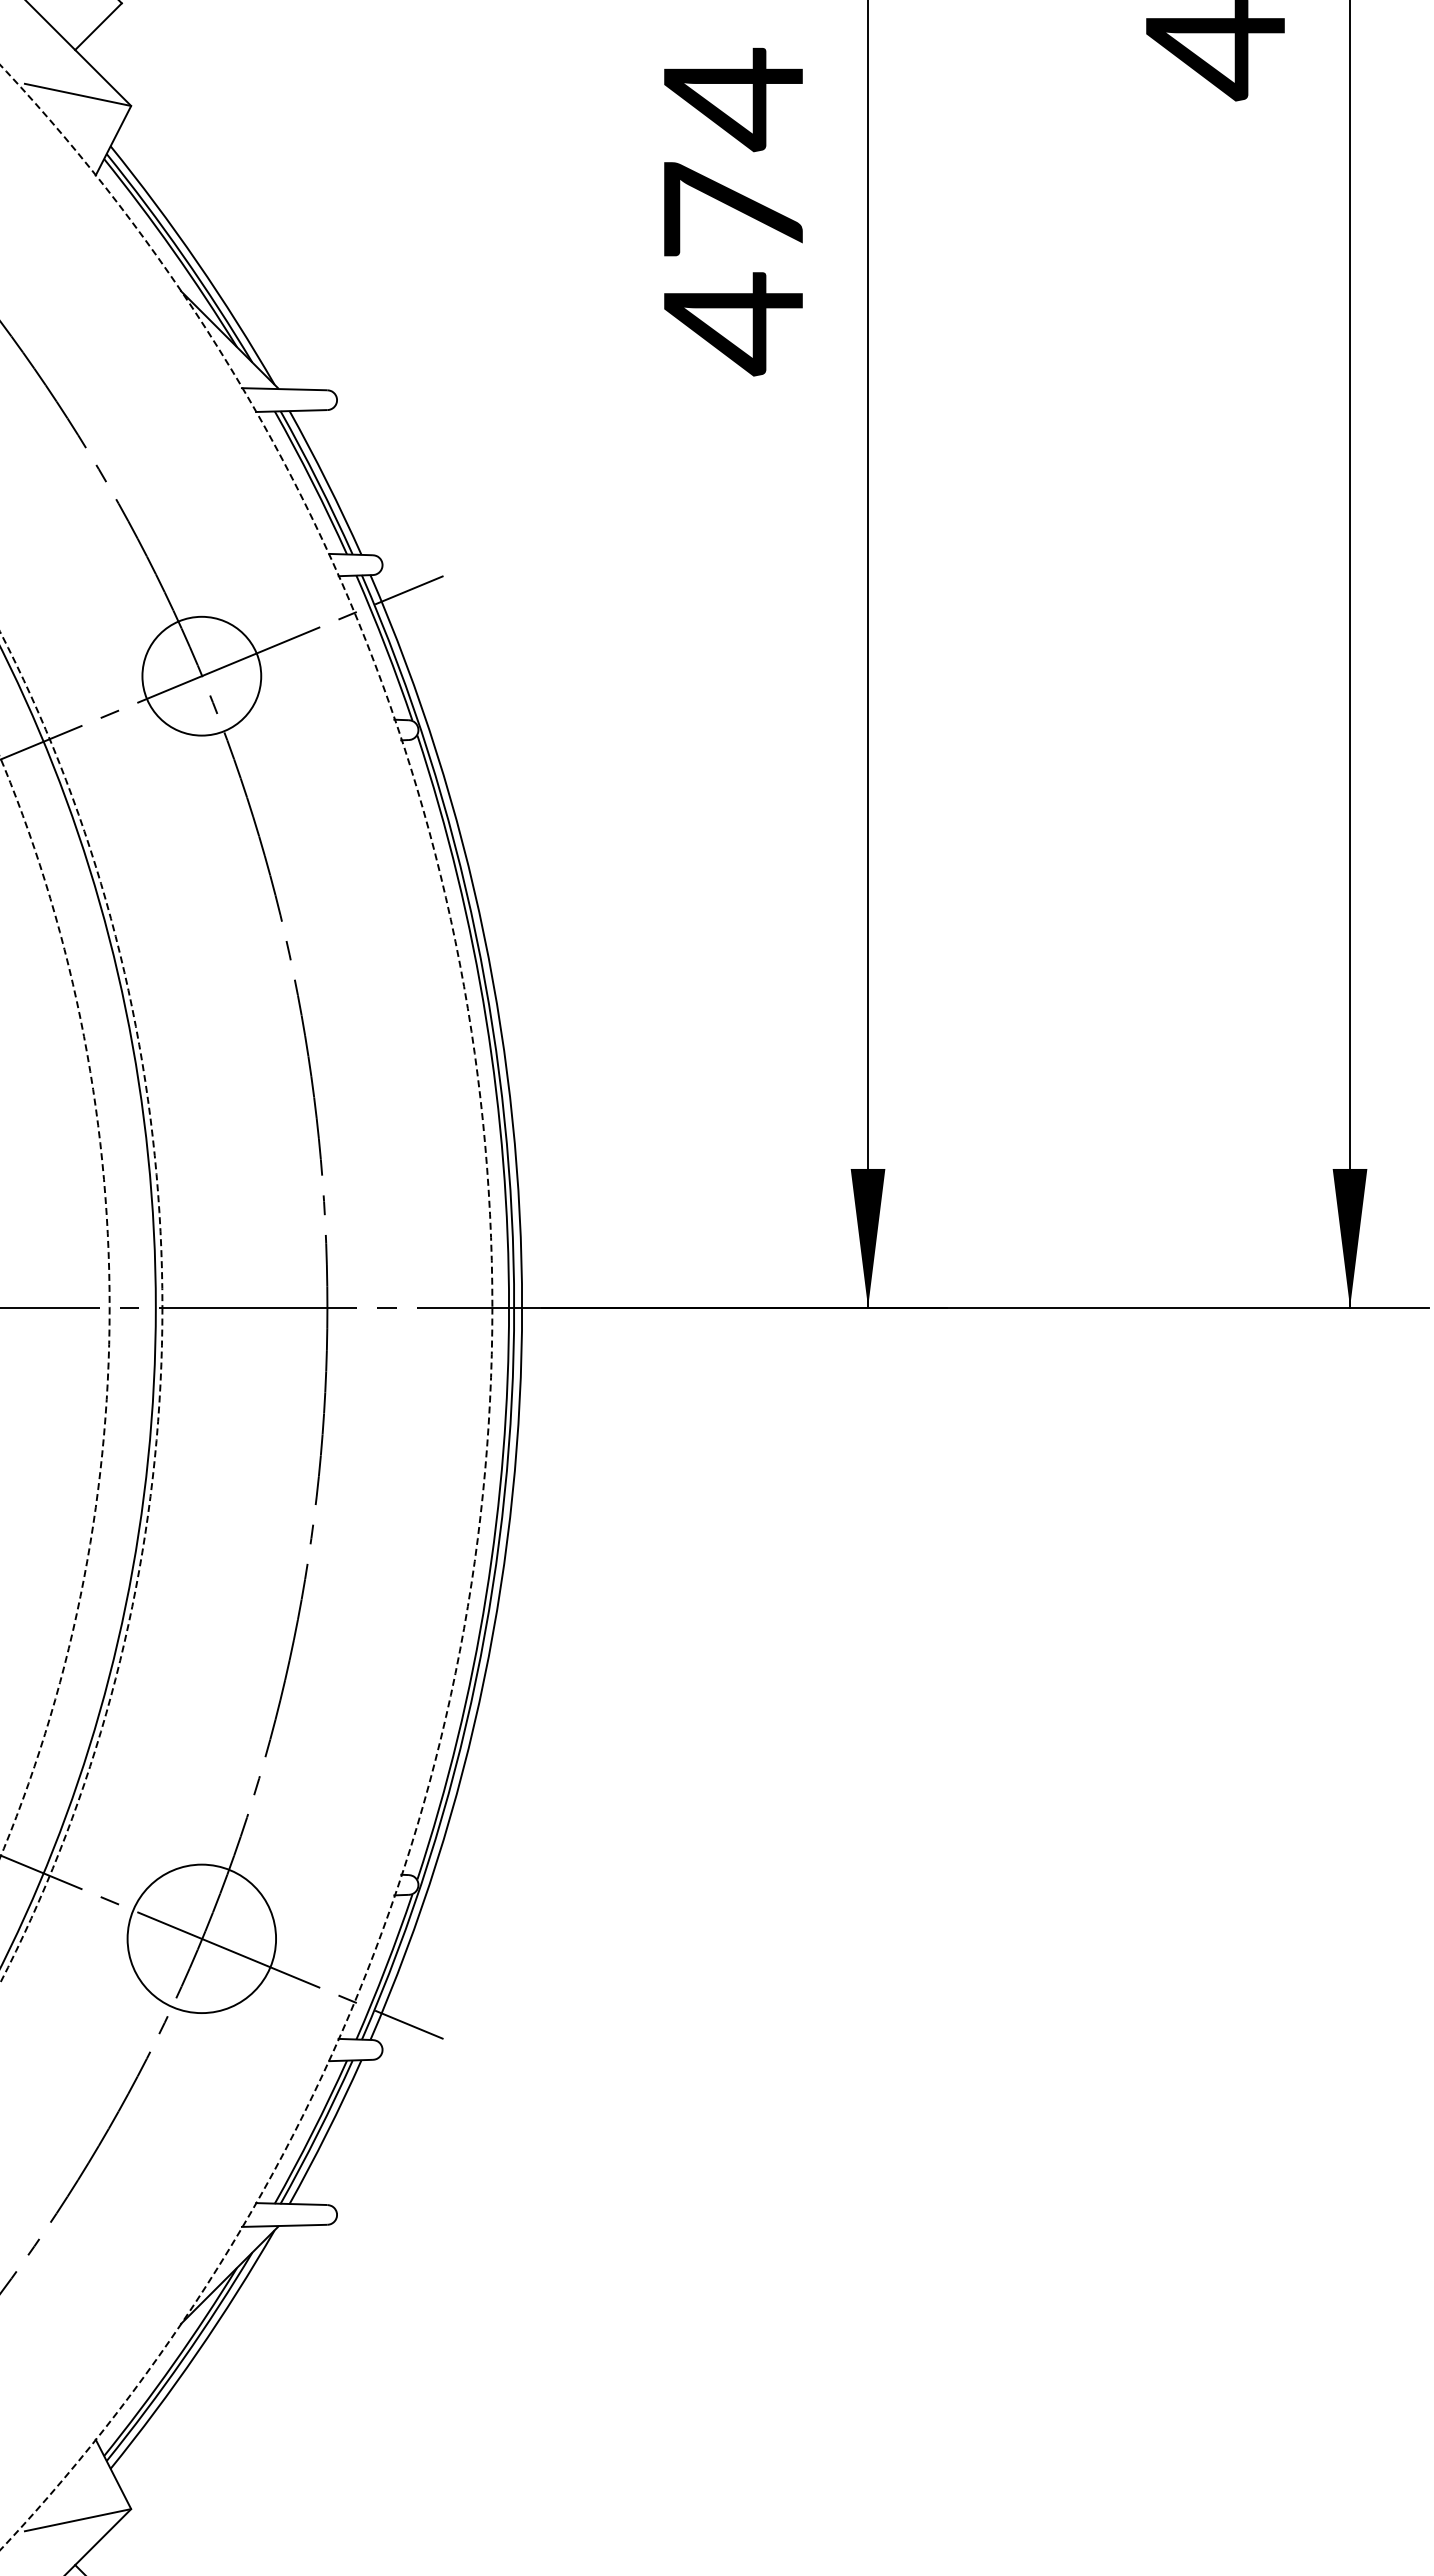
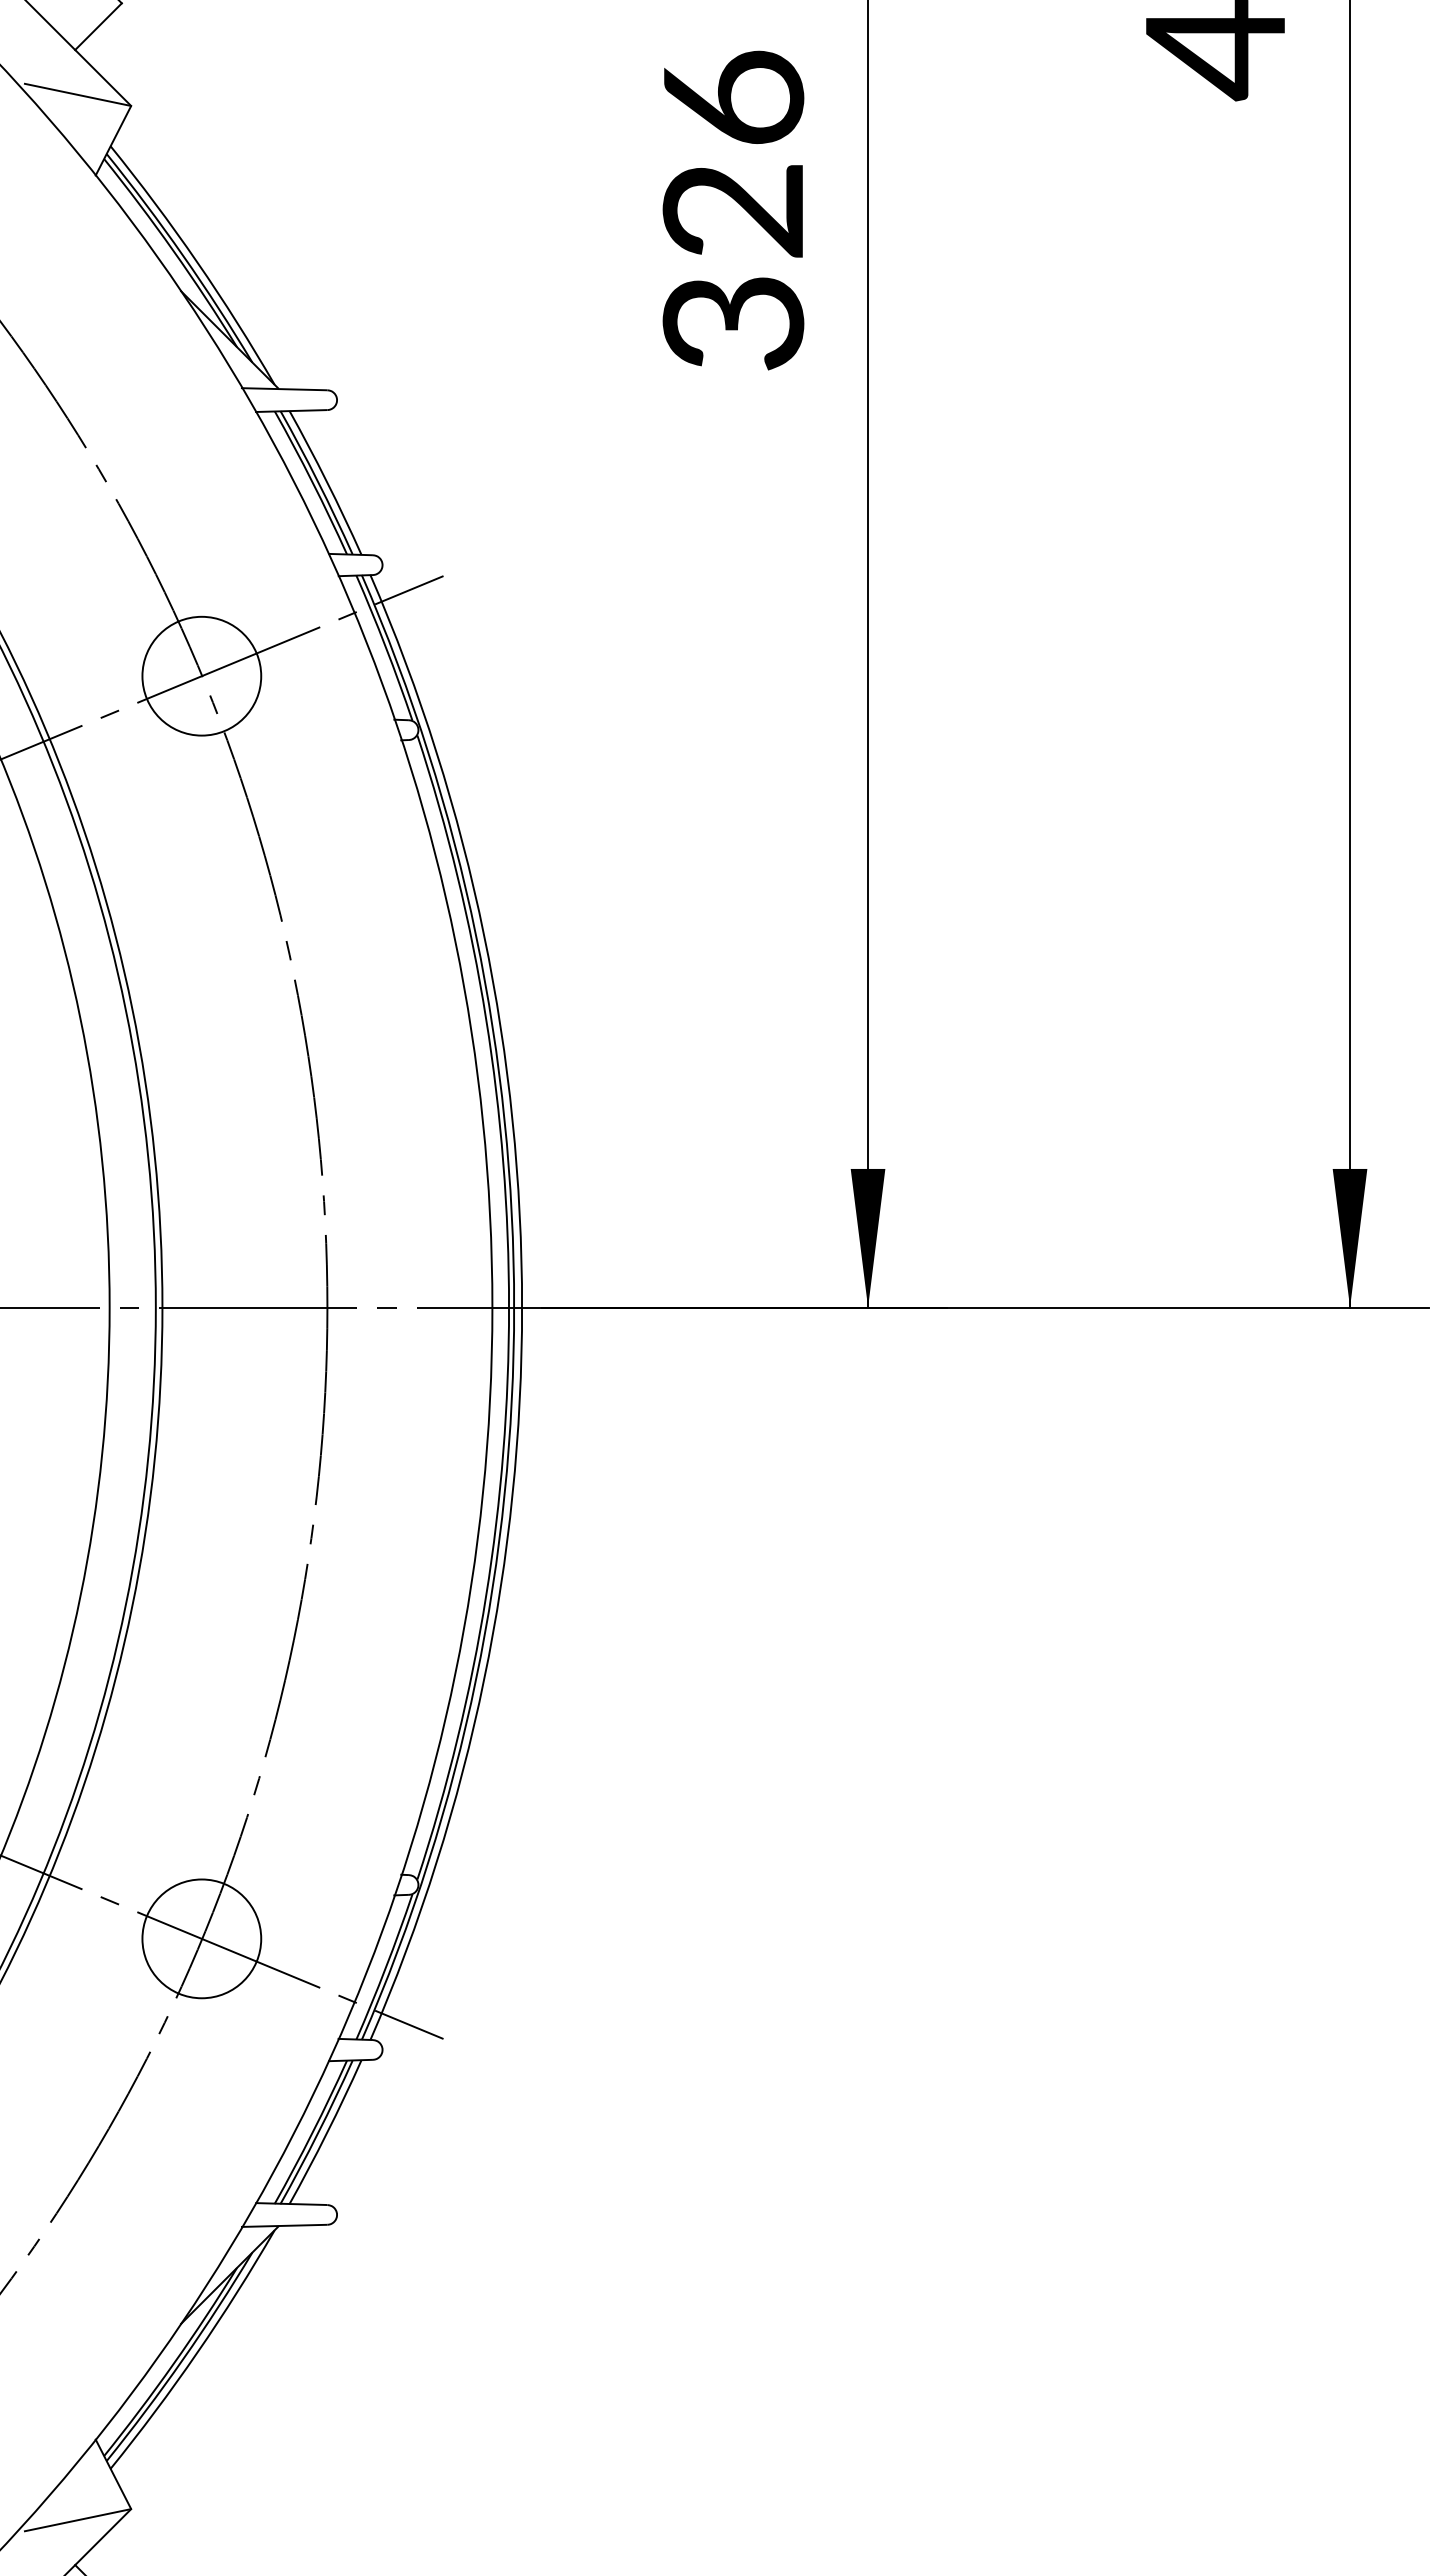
text: 474 -> 326 (733, 211)
circle: dashed -> solid (54, 1307)
circle: dashed -> solid (81, 1307)
circle: dashed -> solid (246, 1307)
circle diameter: 148 px -> 119 px (201, 1938)
